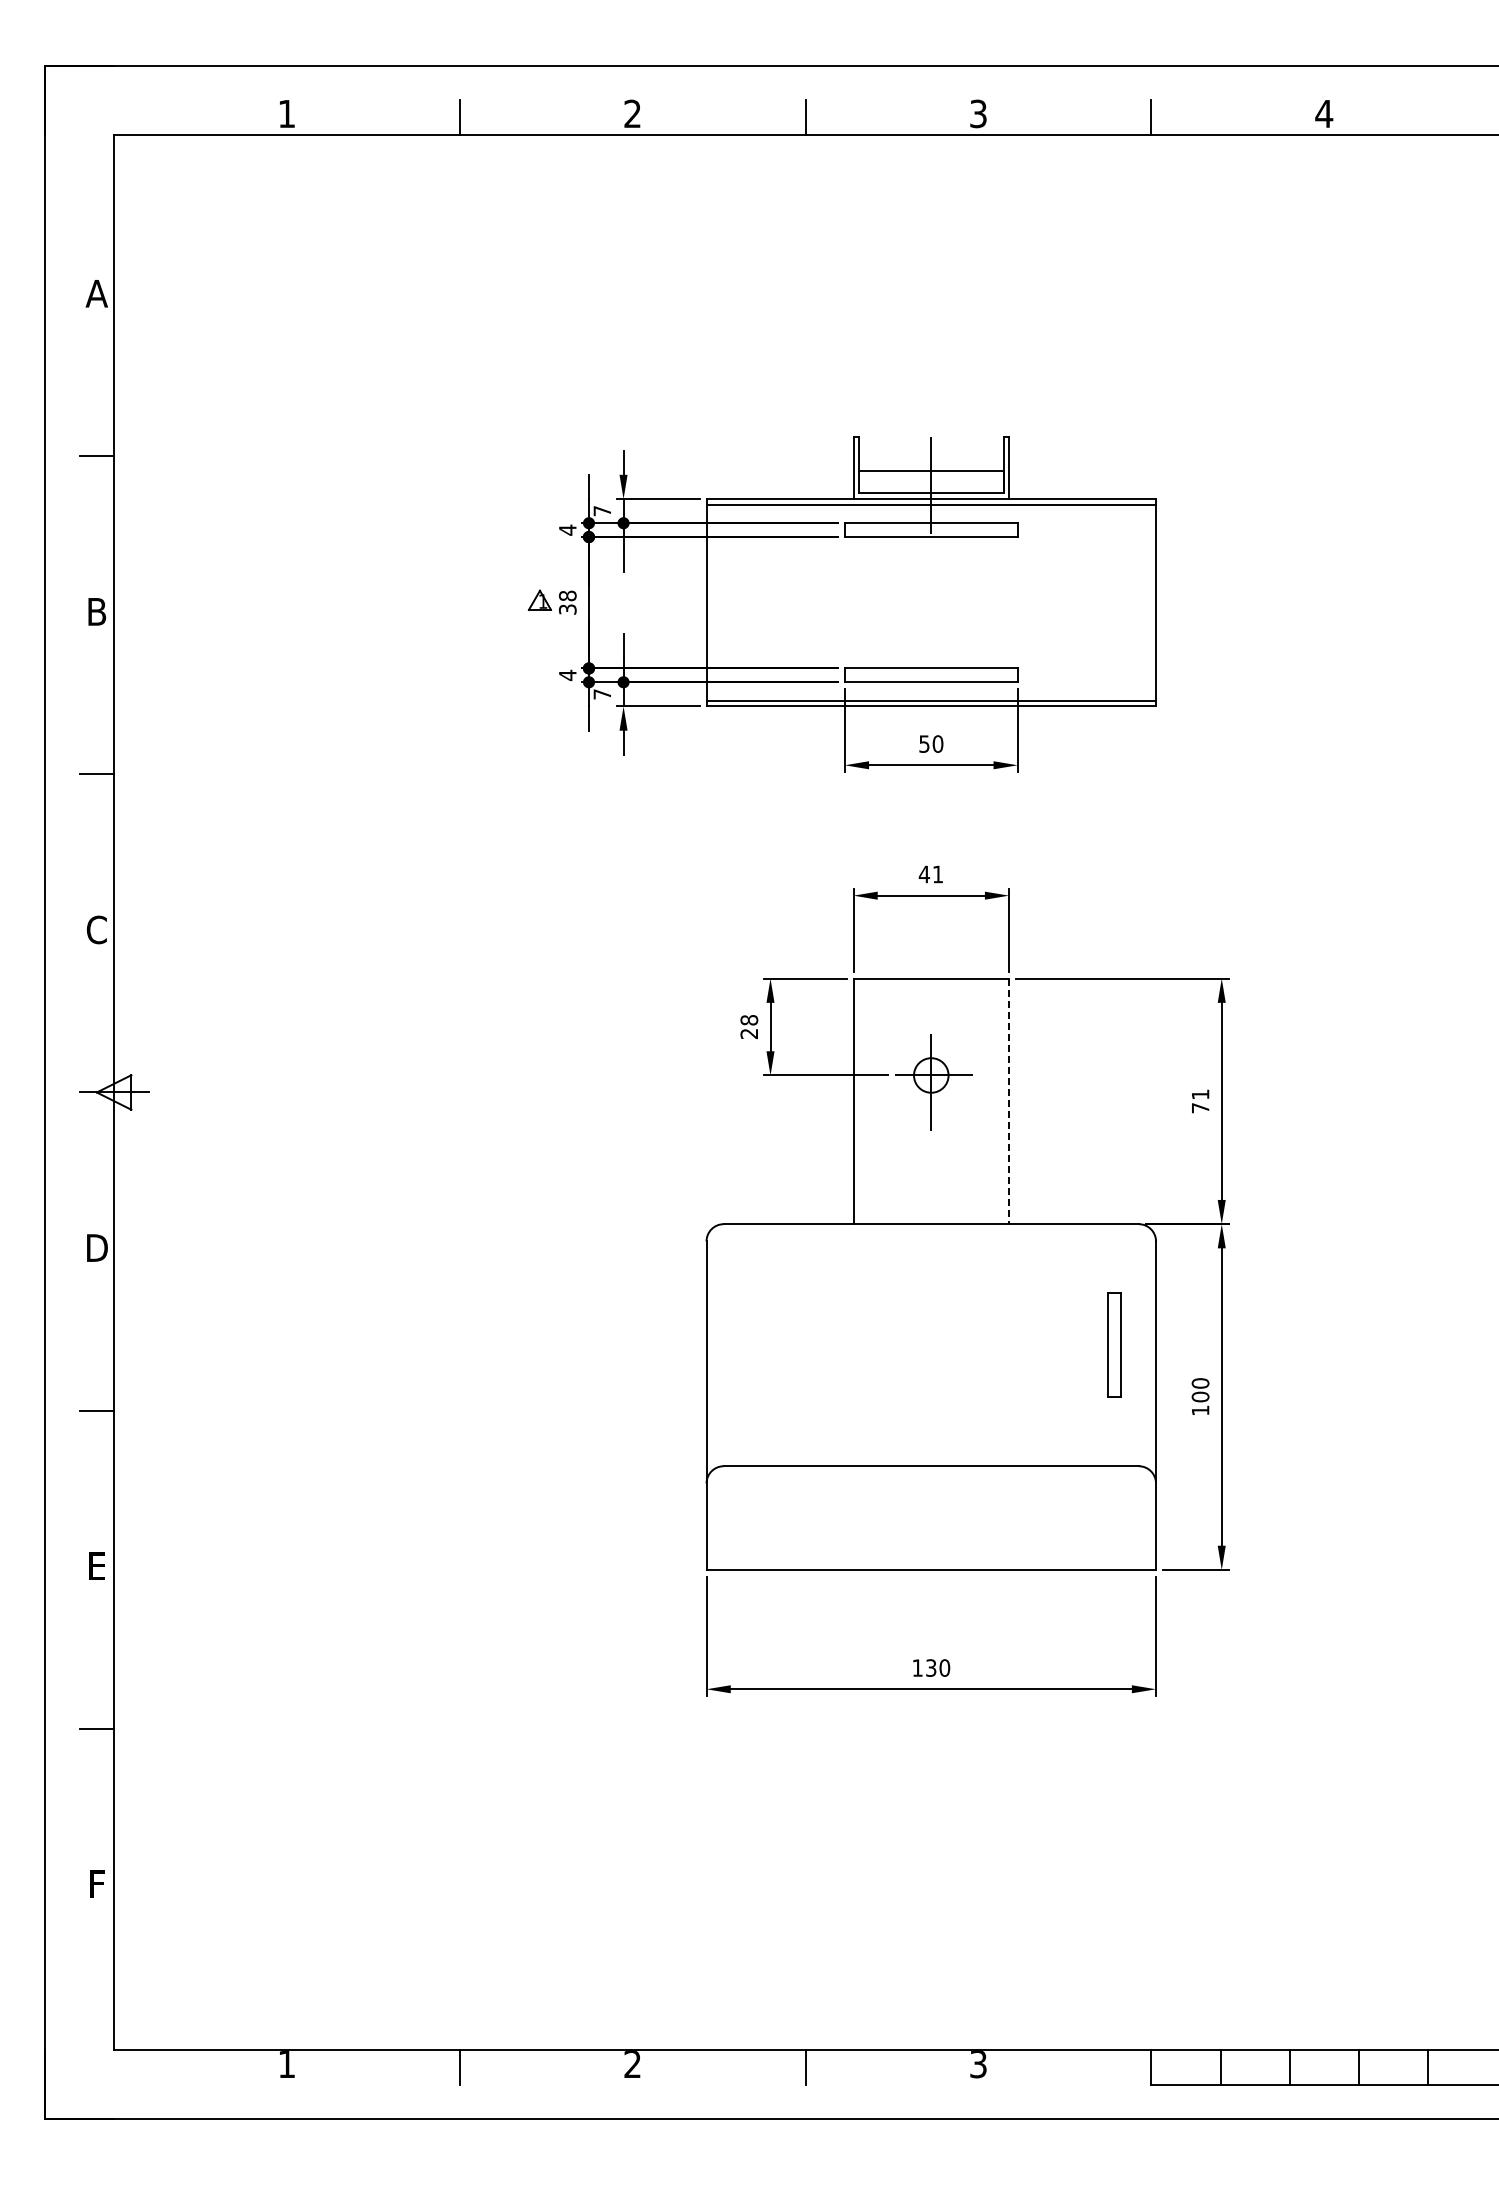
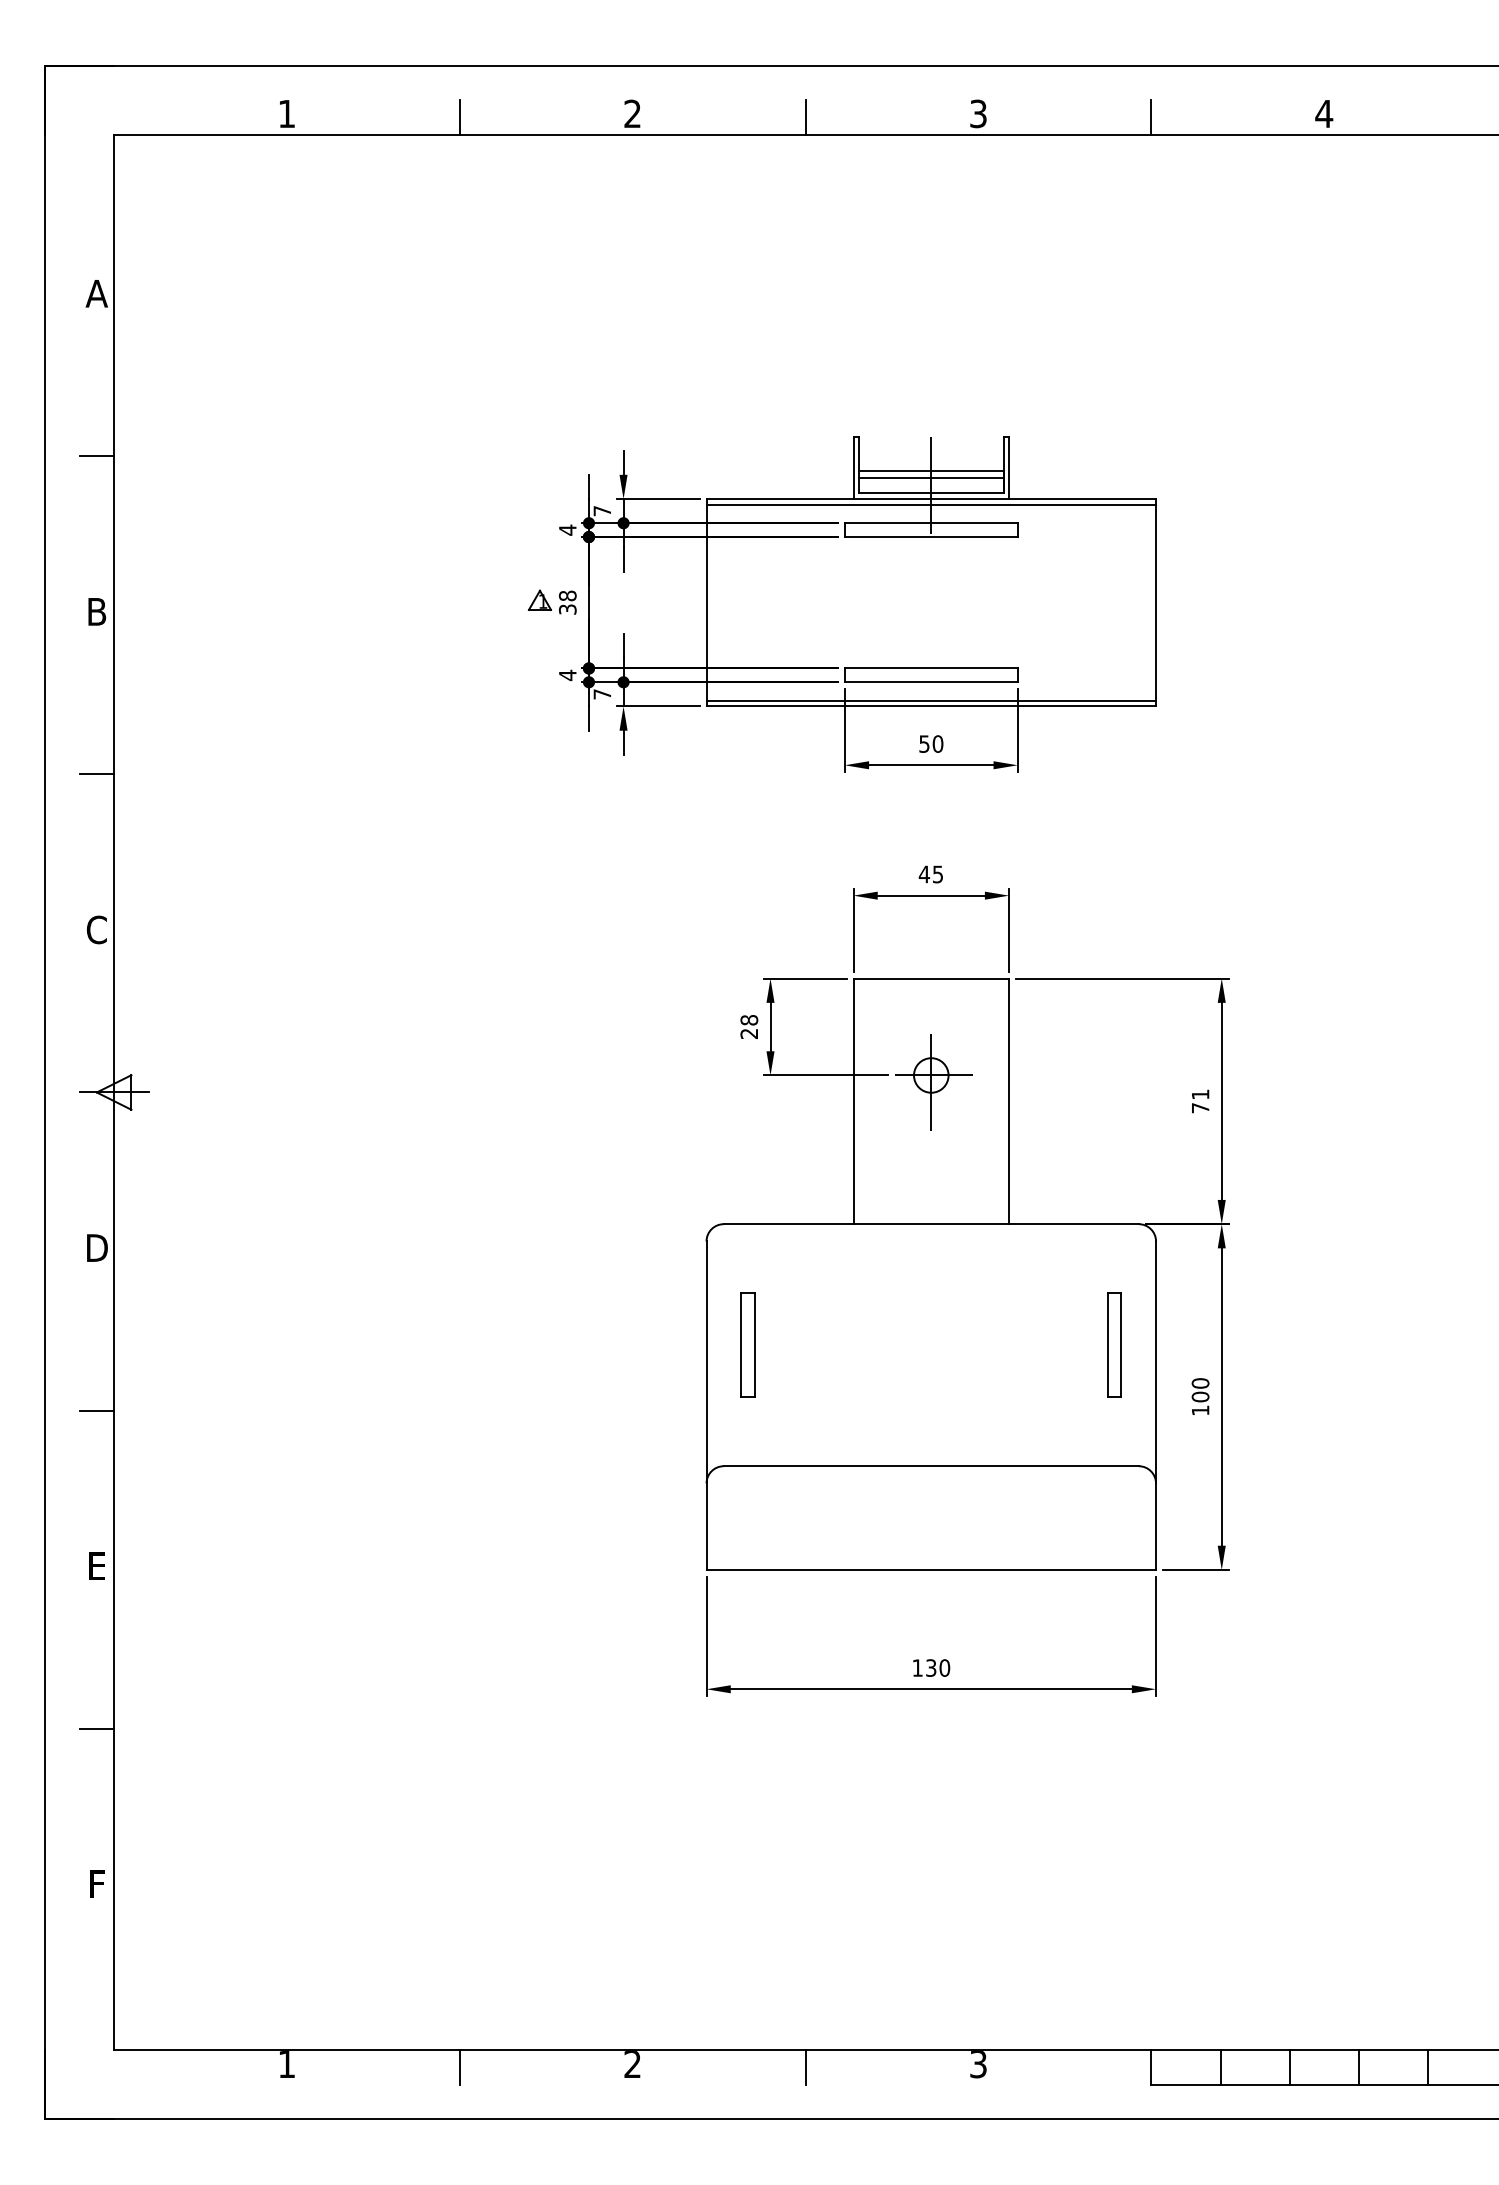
line: none -> present (931, 478)
text: 41 -> 45 (937, 874)
line: dashed -> solid (1009, 1101)
part: none -> present (747, 1344)
